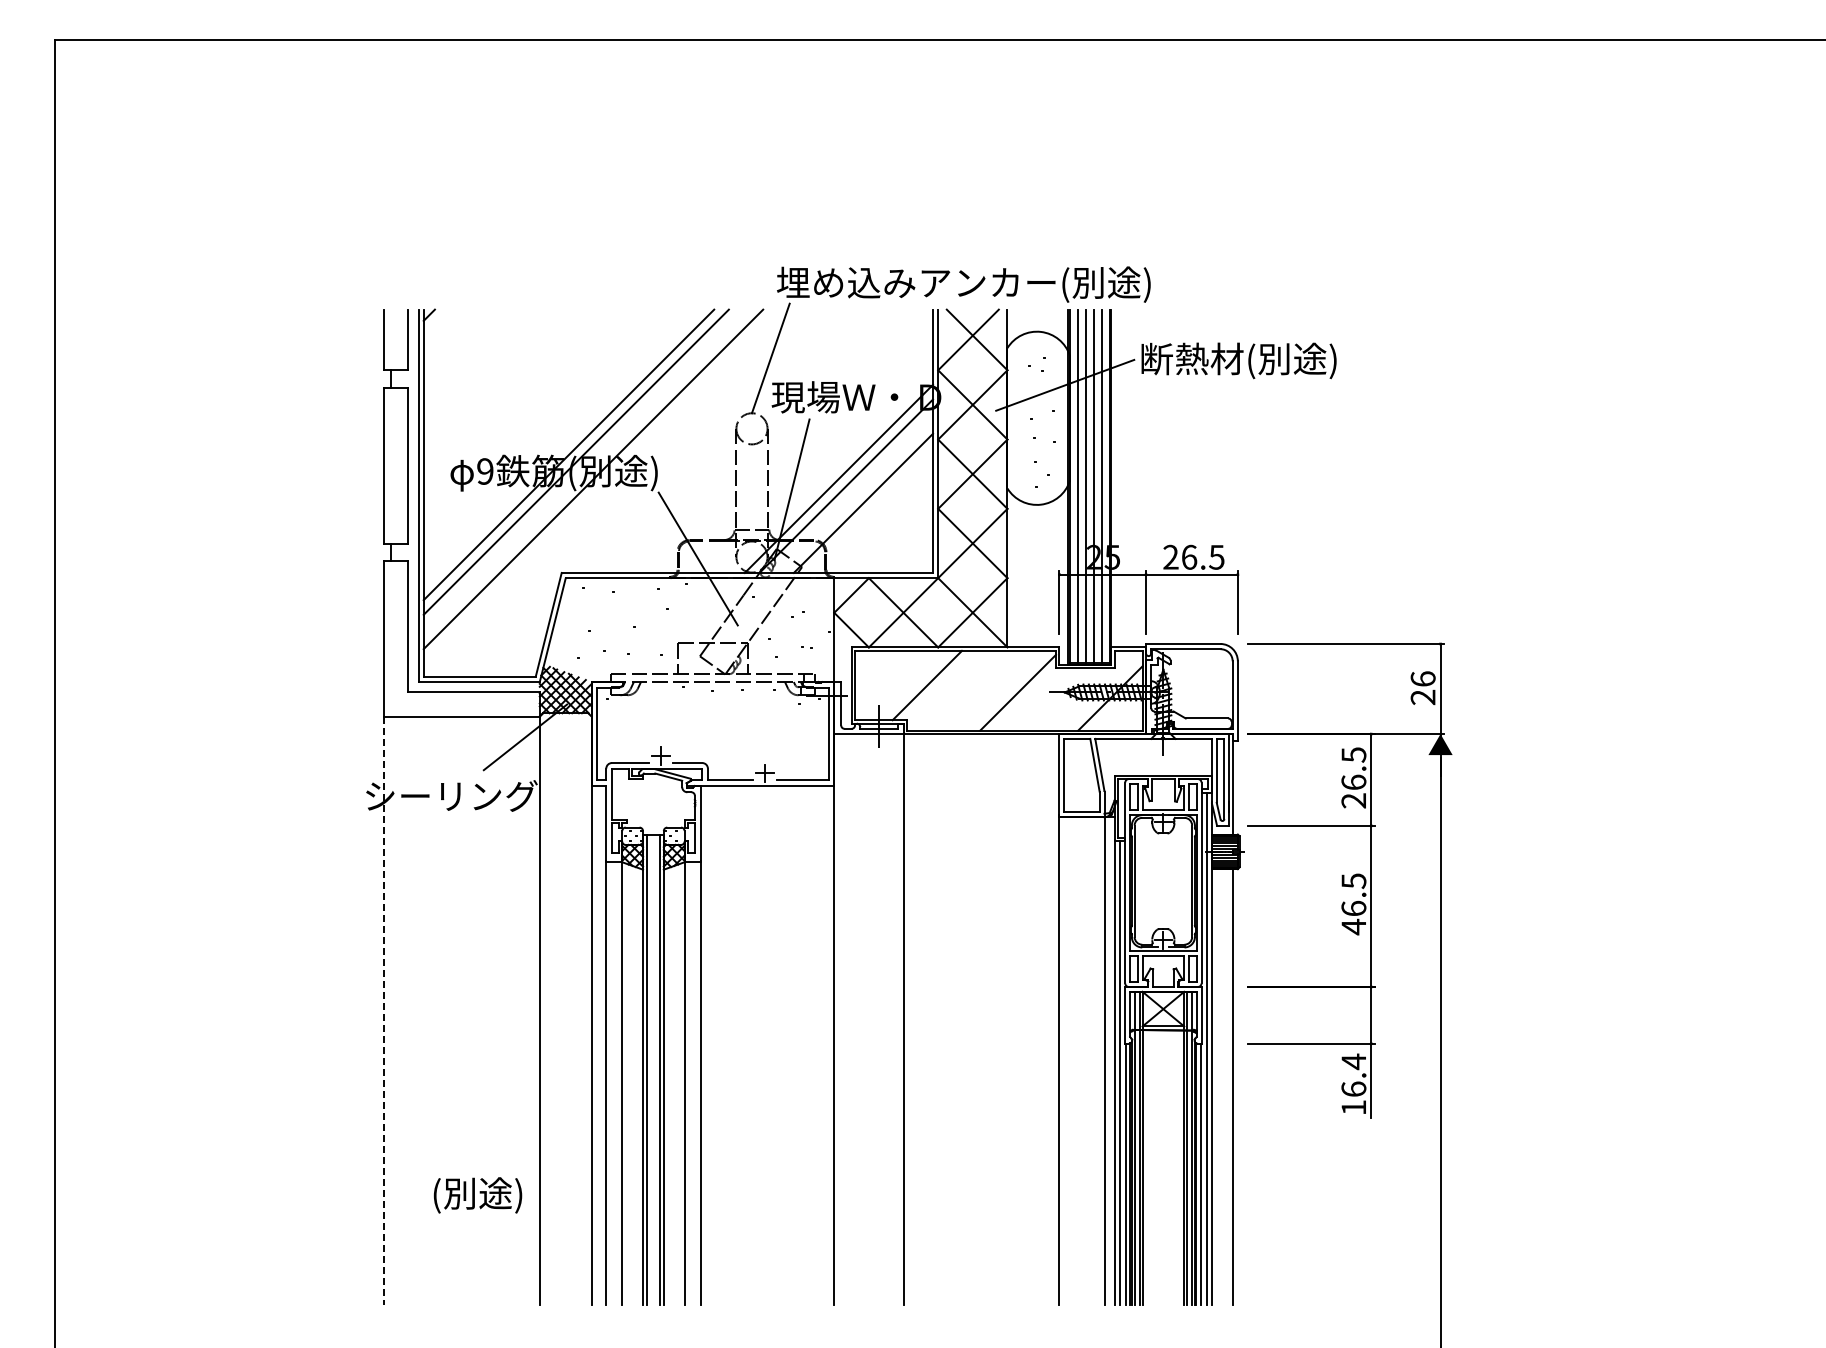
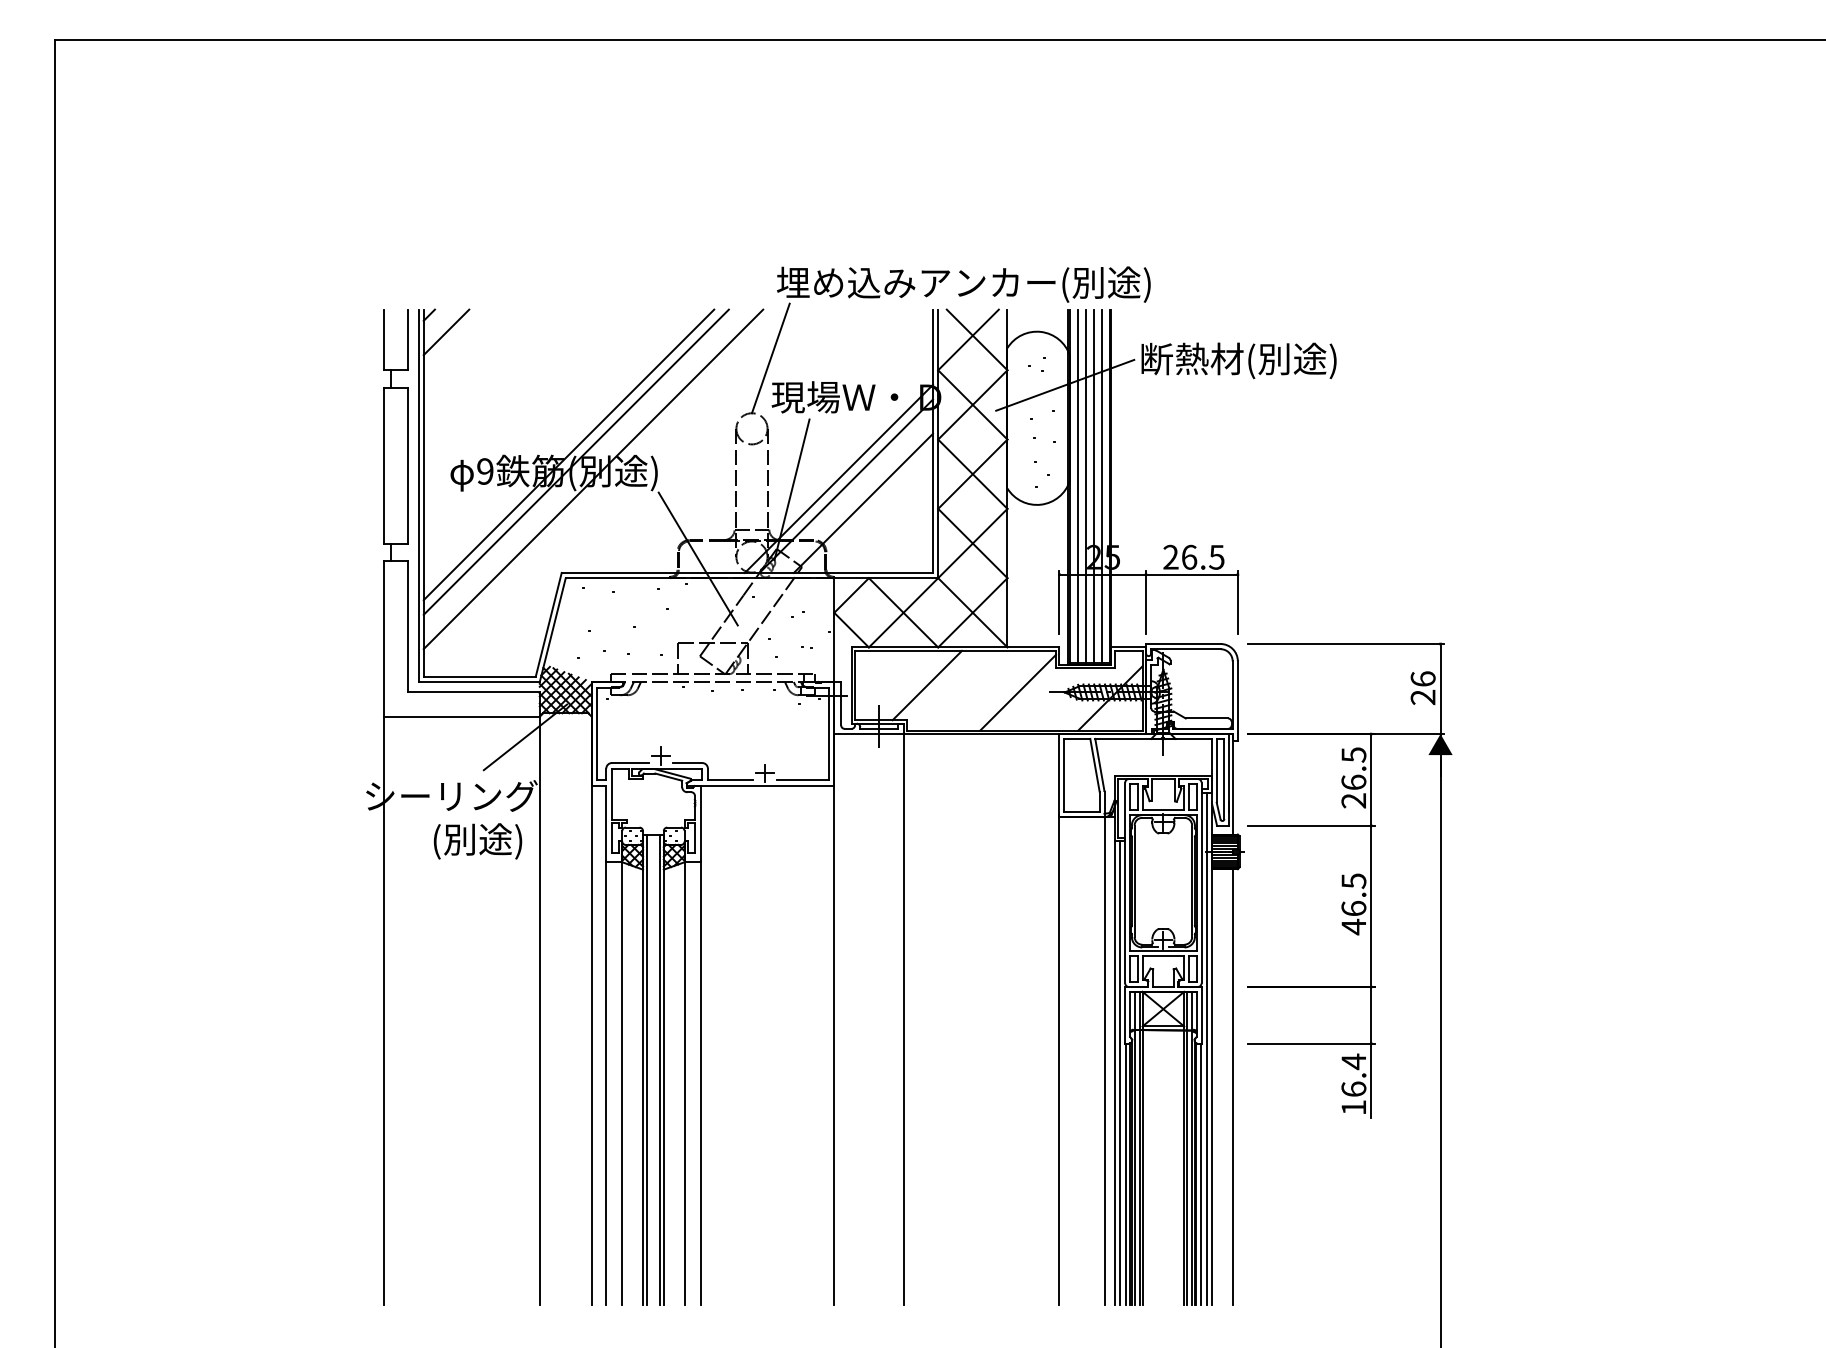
line: none -> present (446, 332)
line: dashed -> solid (383, 1011)
text position: (477, 1195) -> (477, 841) (477, 841)
